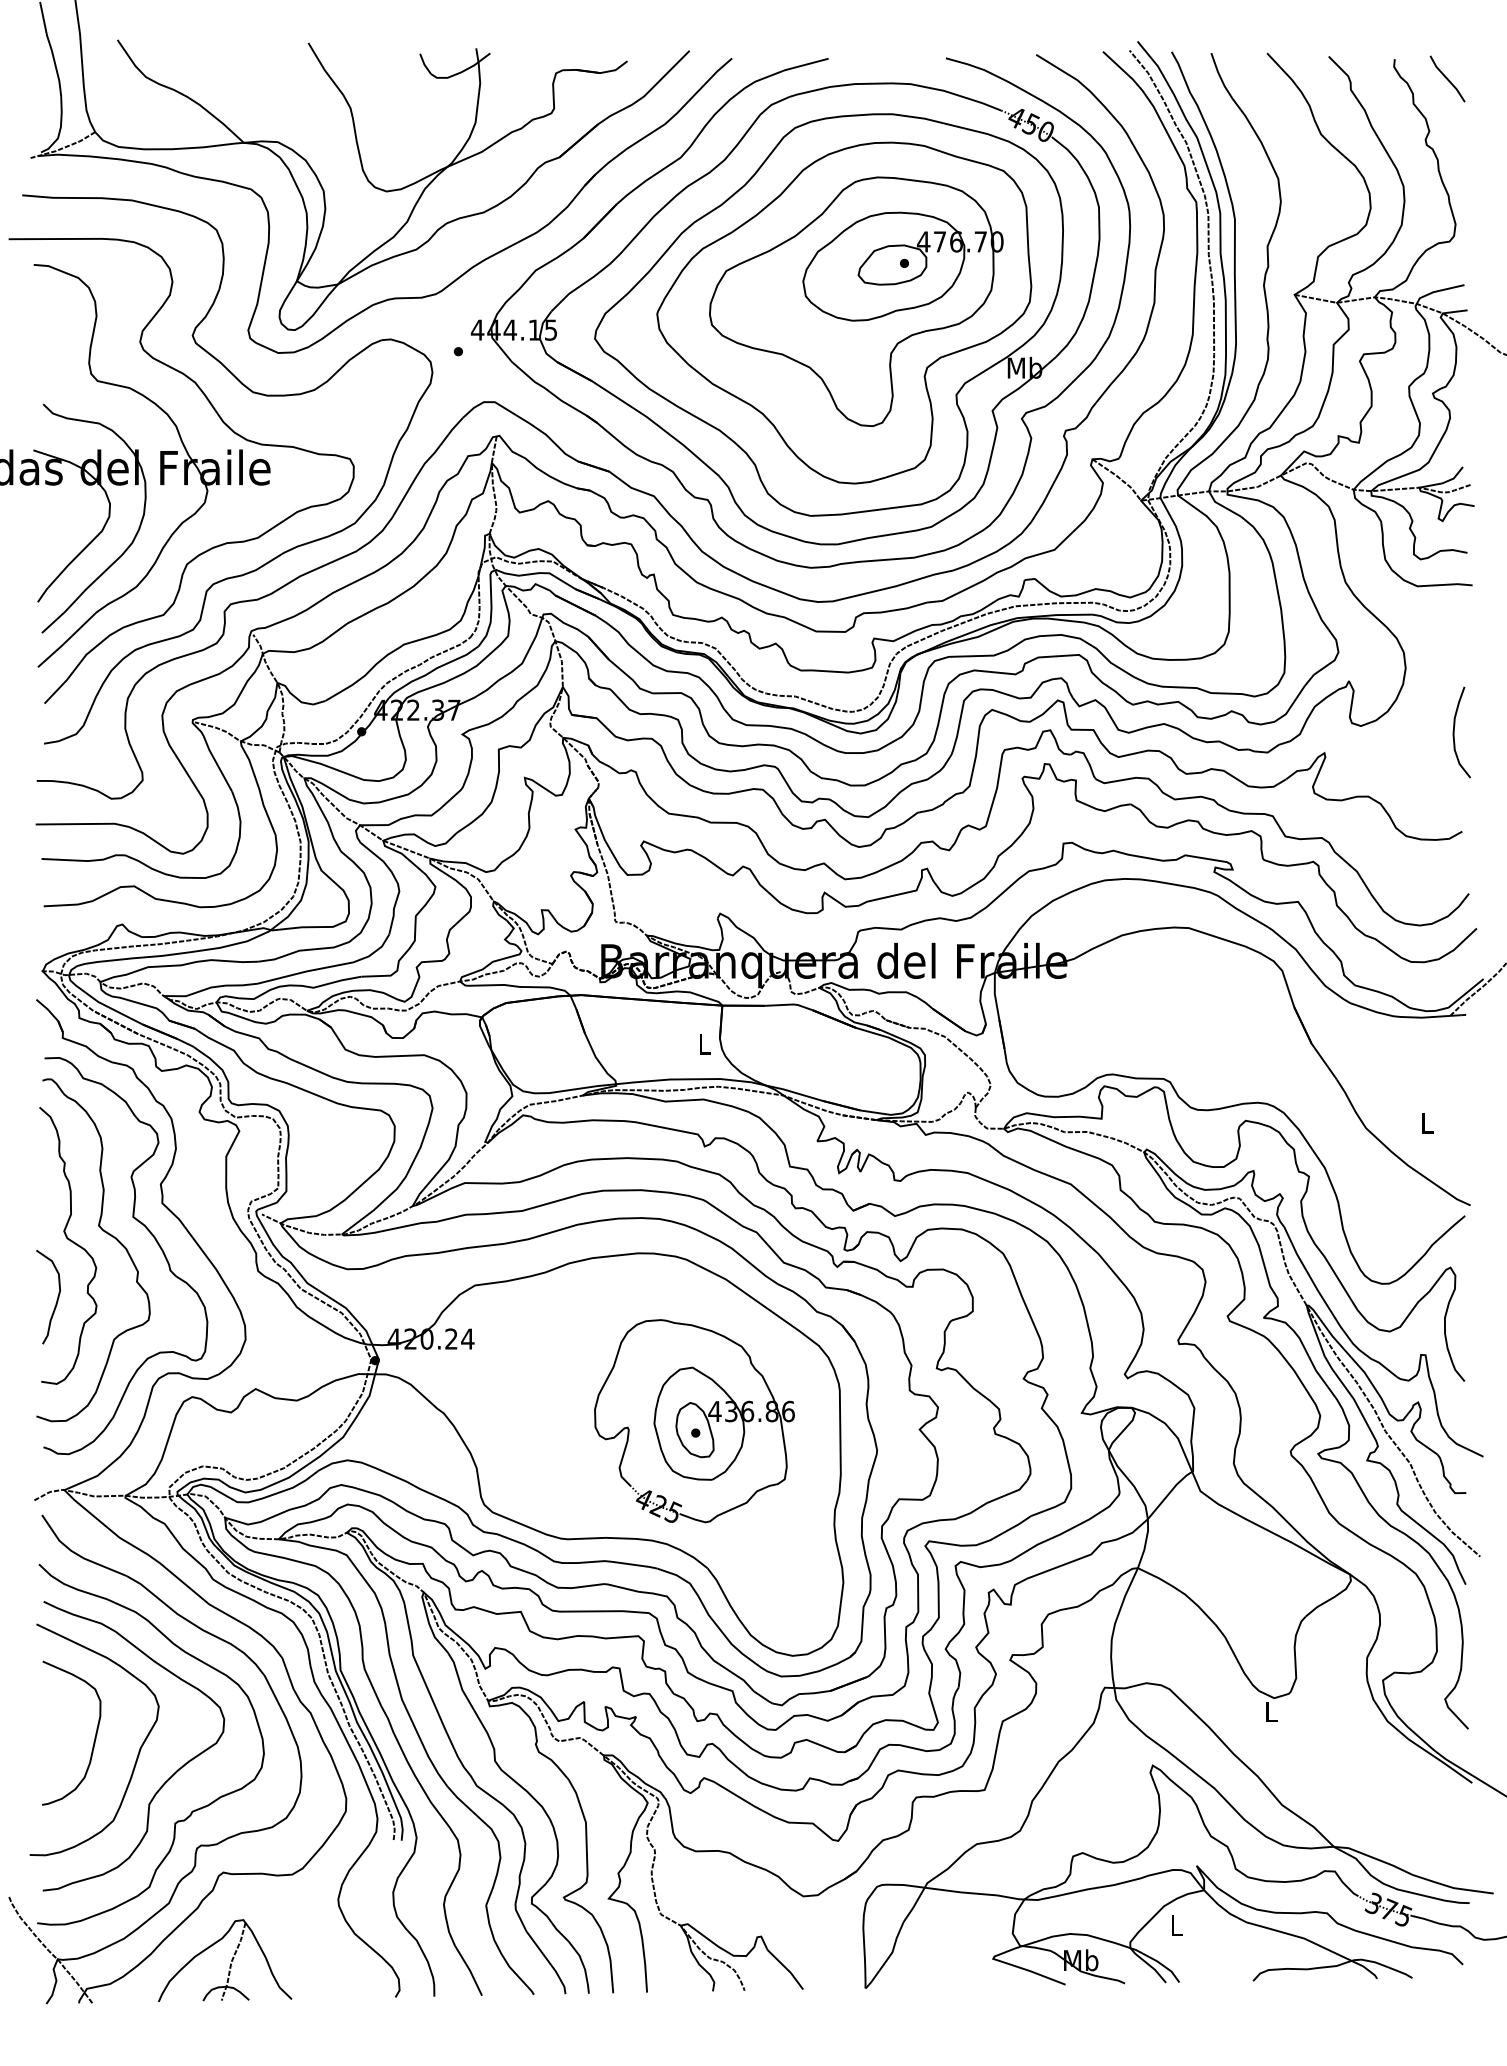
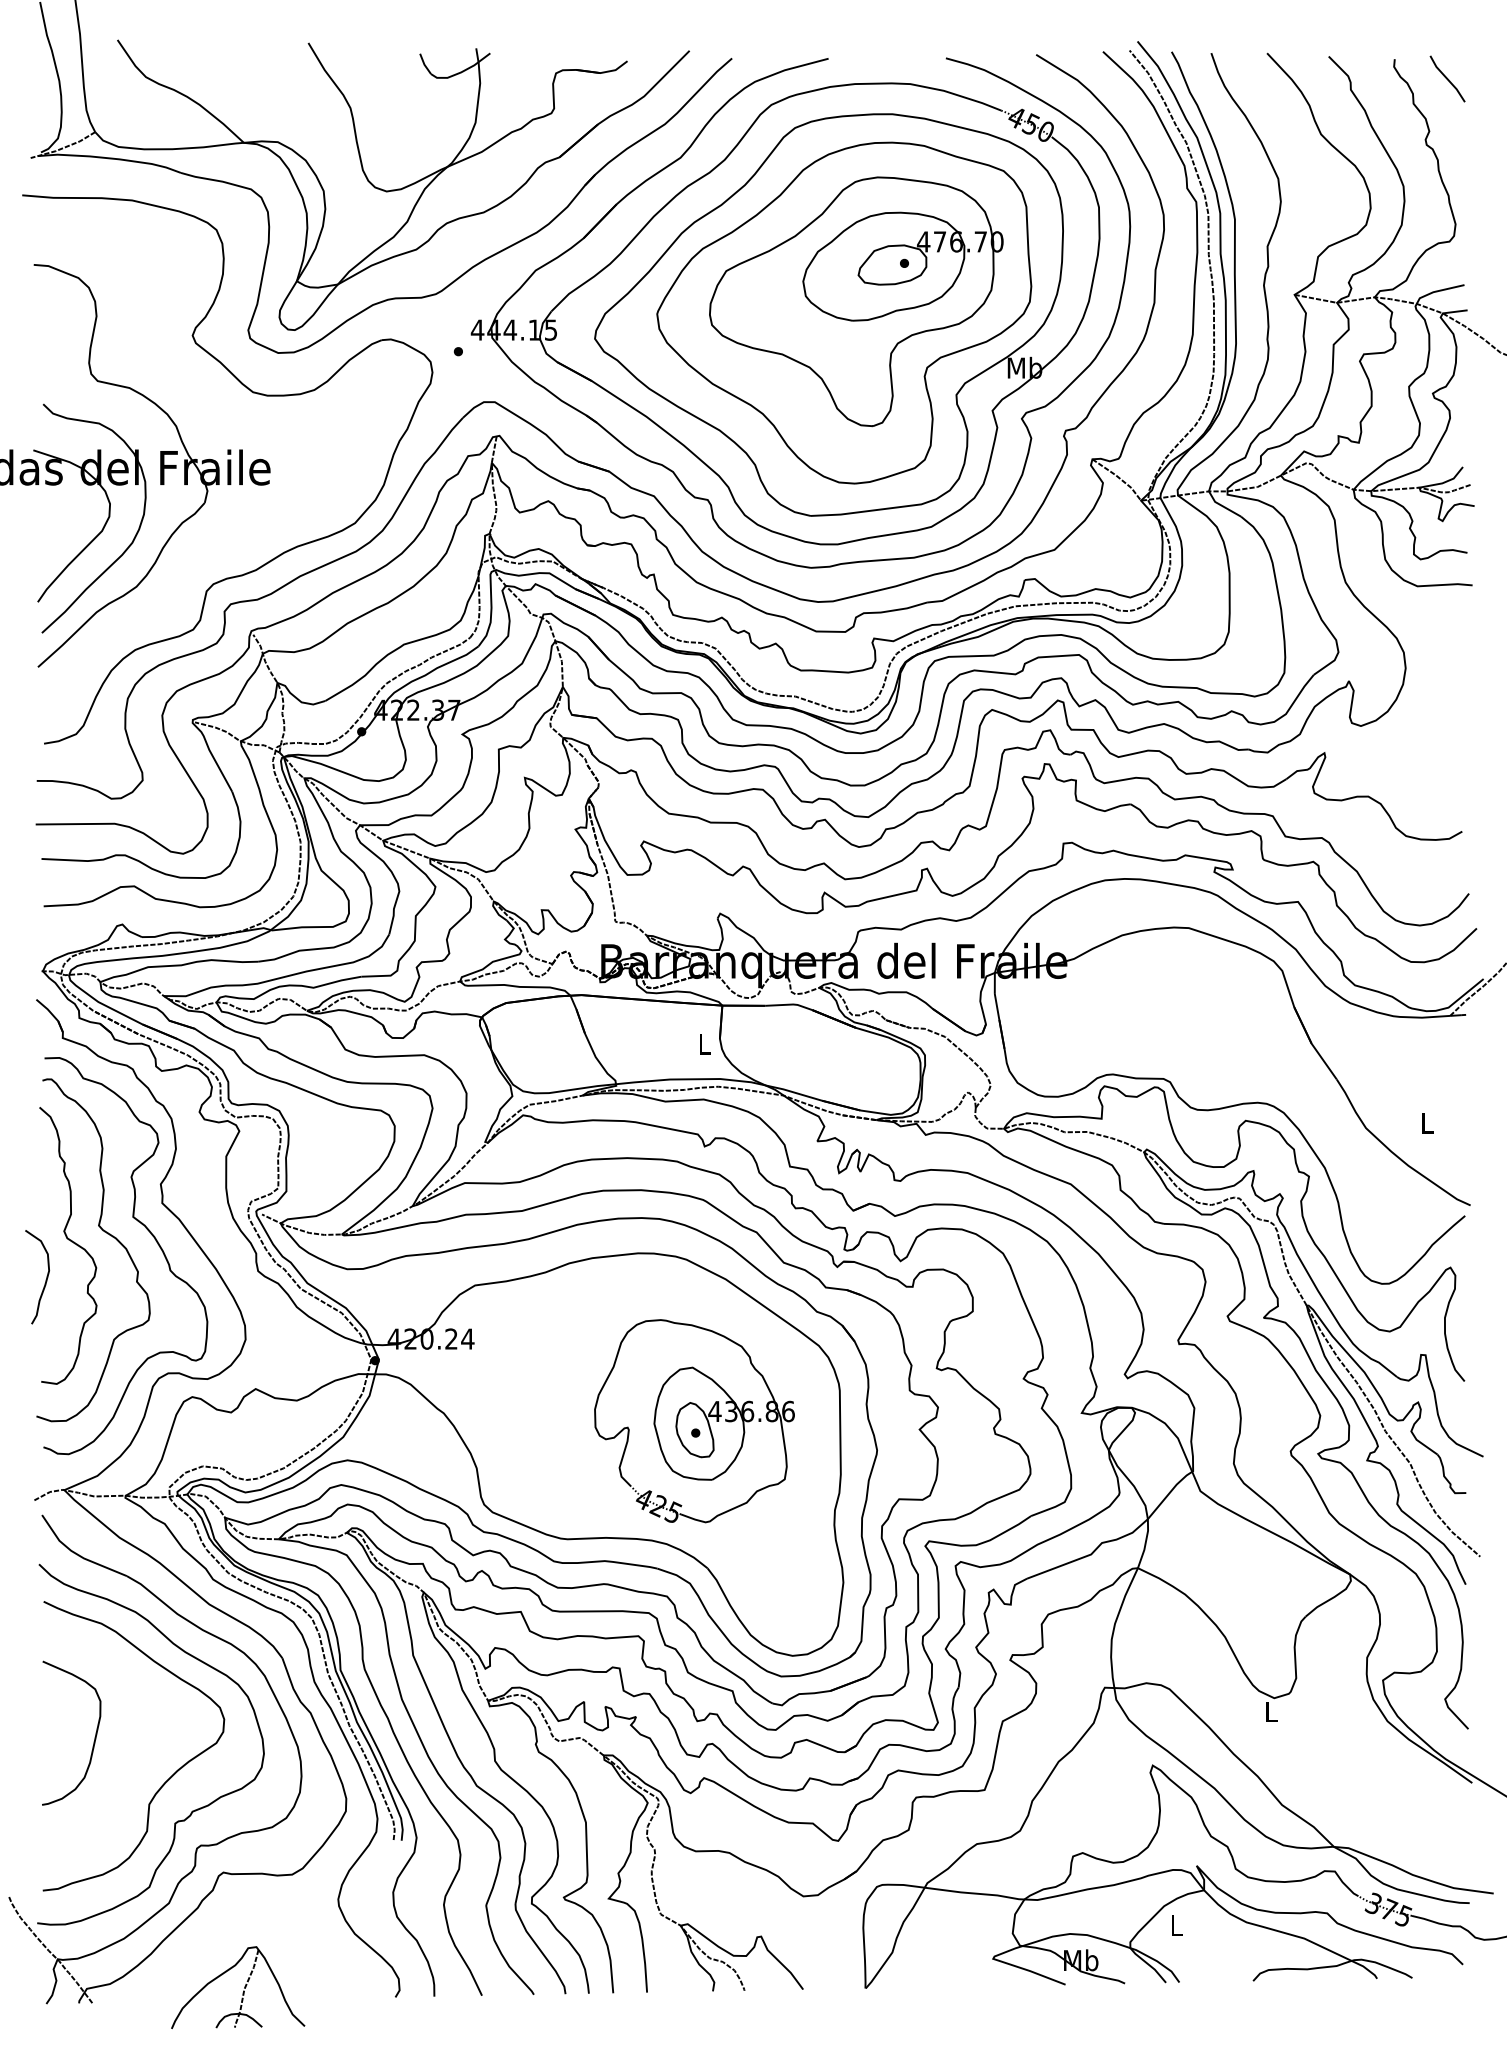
curve: present -> none (225, 425)
curve: present -> none (1454, 732)
curve position: (56, 1299) -> (45, 1279) (45, 1279)
curve: present -> none (137, 1754)
part position: (225, 1960) -> (238, 1987) (238, 1987)
